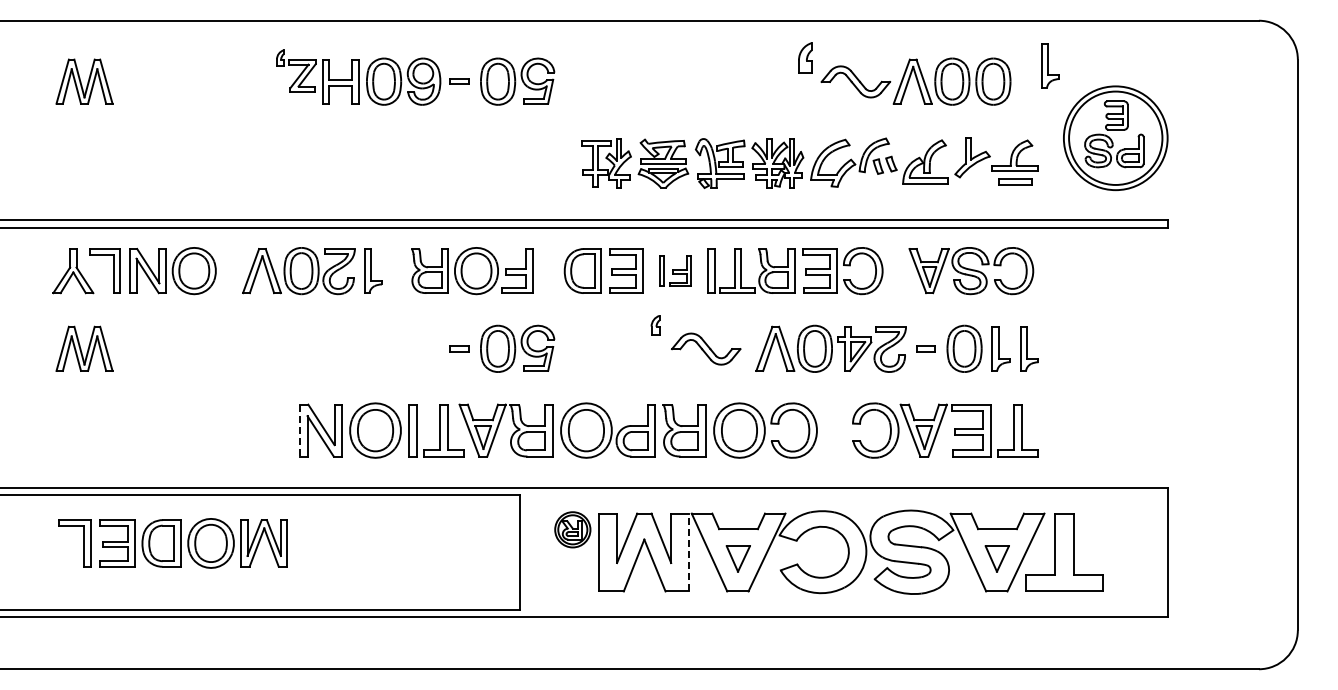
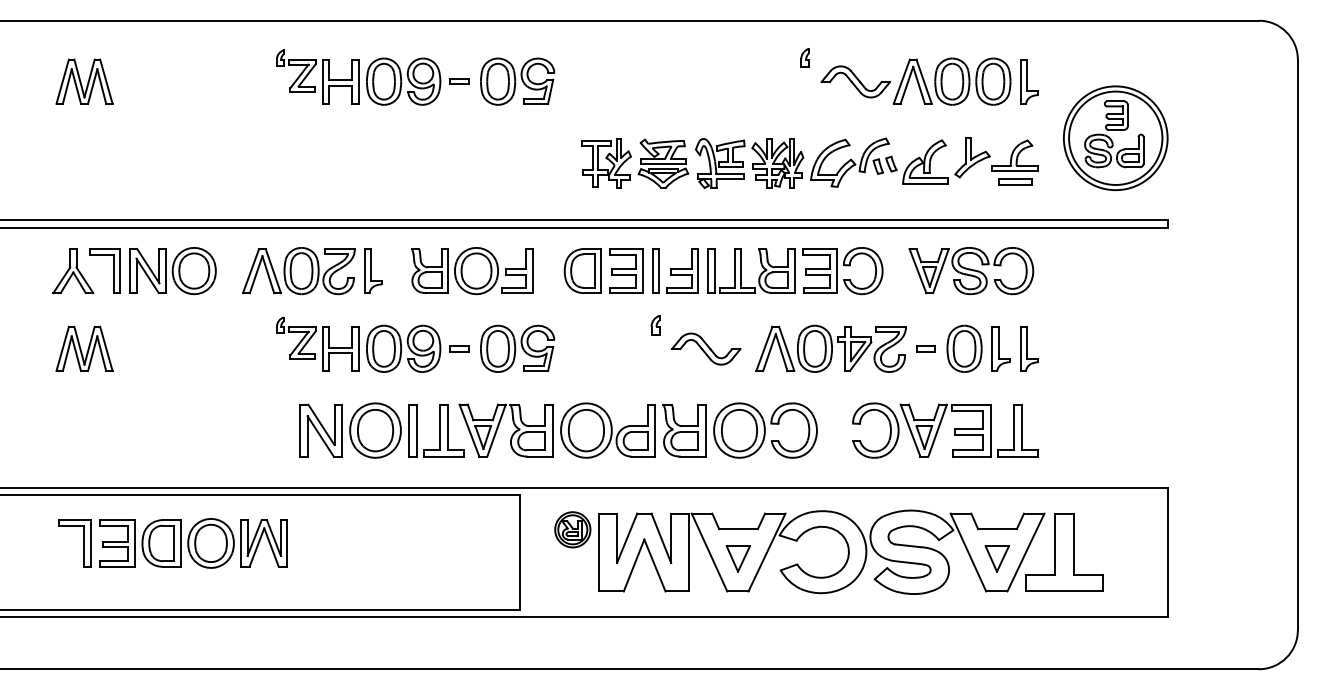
part size: 15x32 px -> 10x20 px (804, 57)
part position: (1050, 65) -> (1029, 81) (1029, 81)
part size: 33x32 px -> 47x46 px (675, 270)
part: none -> present (358, 344)
line: dashed -> solid (300, 430)
line: dashed -> solid (689, 552)
